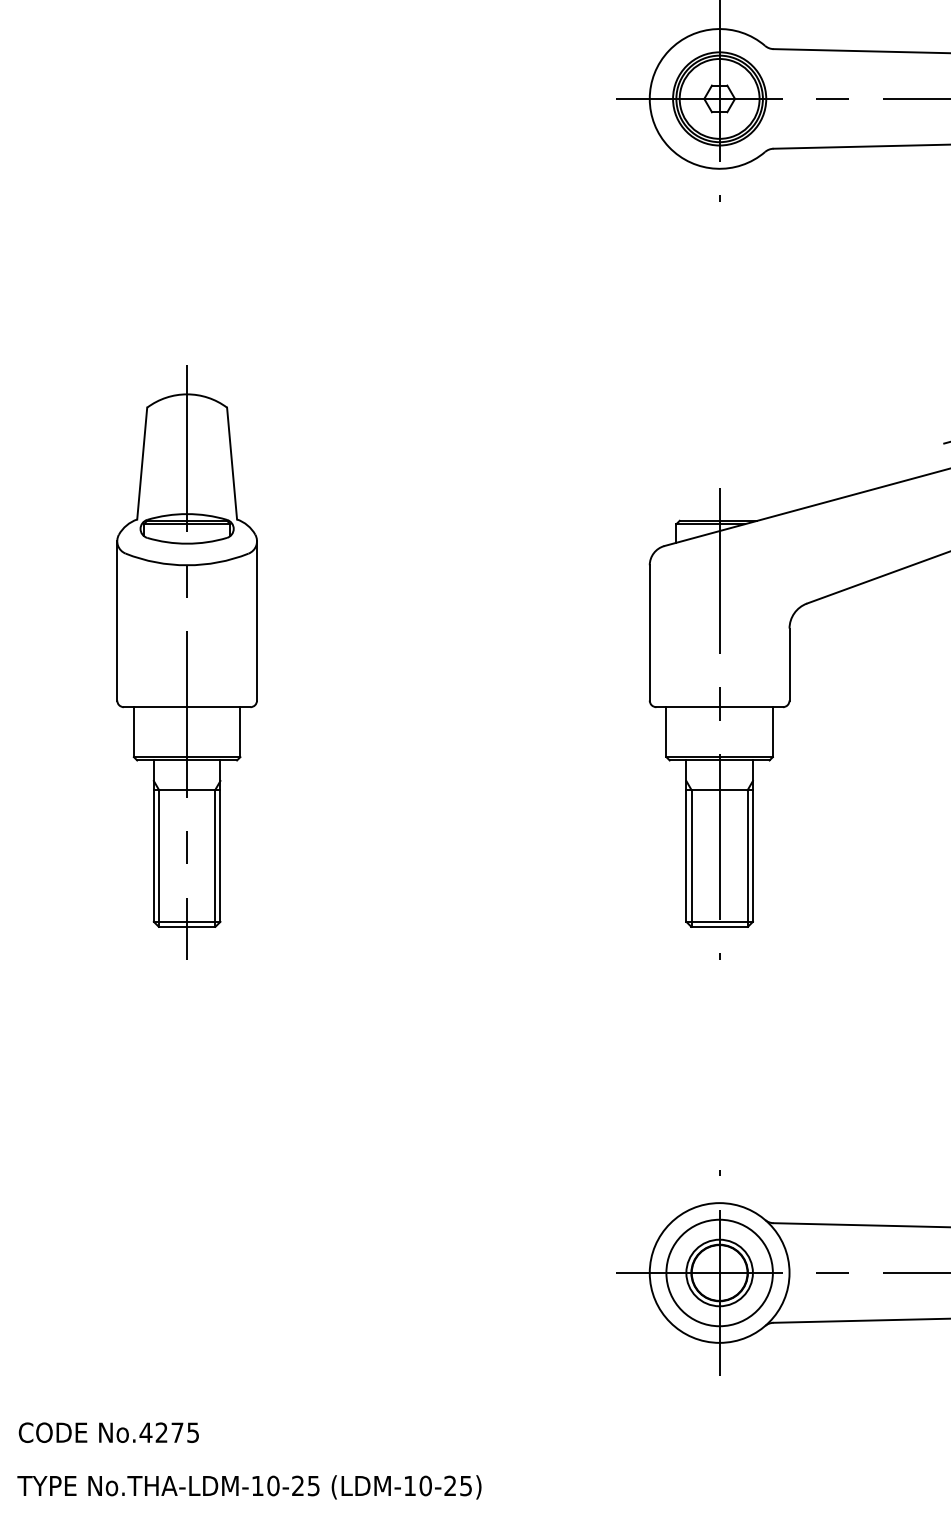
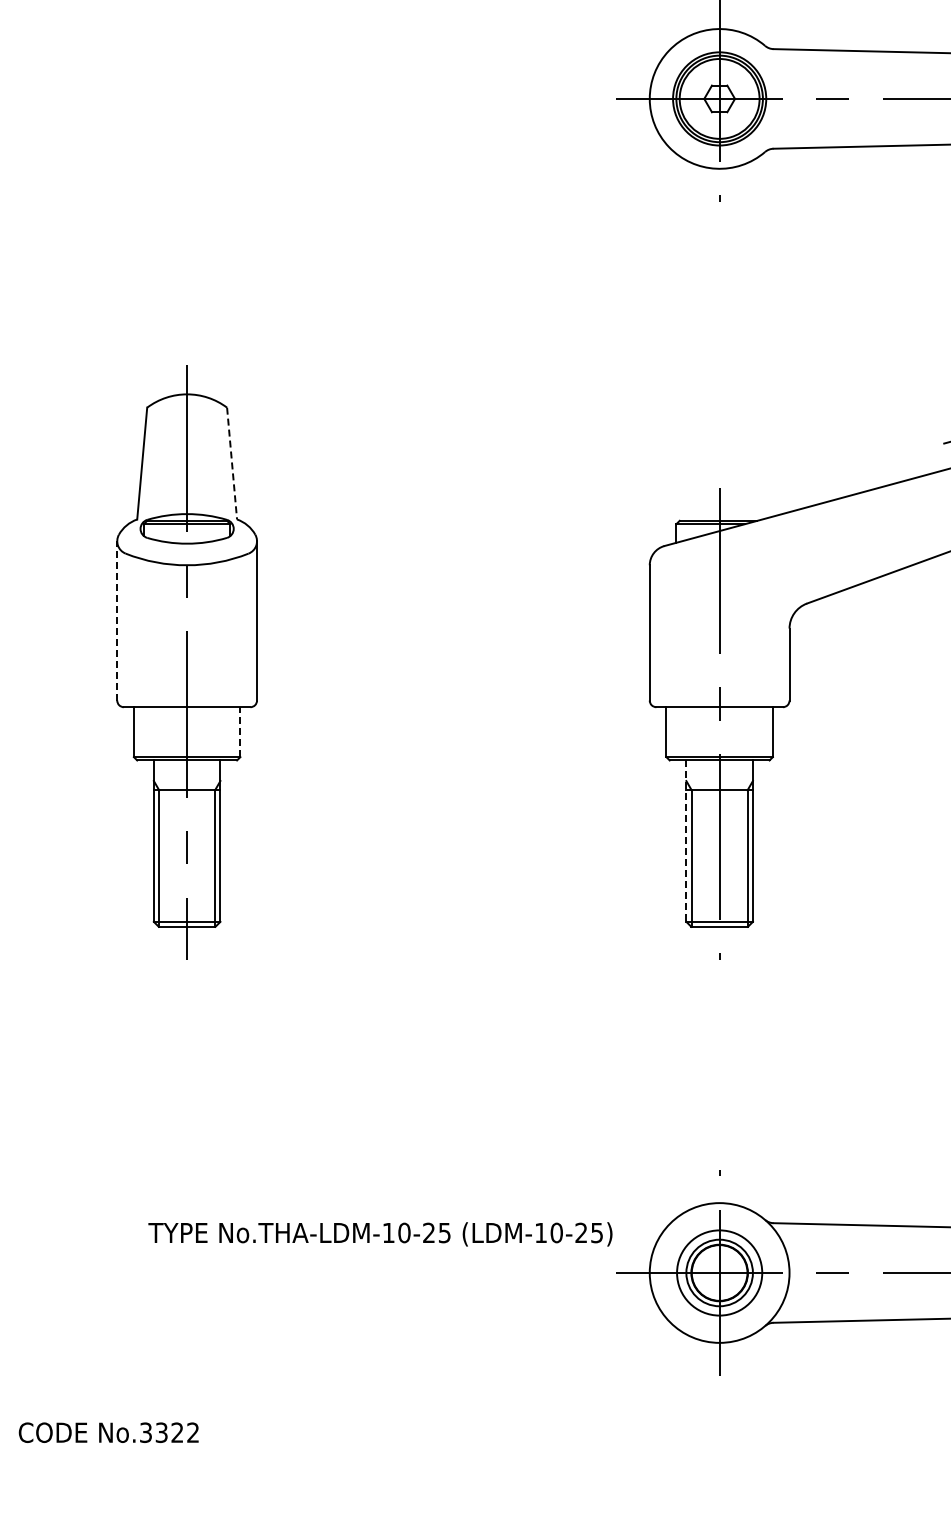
line: solid -> dashed (232, 464)
line: solid -> dashed (117, 620)
line: solid -> dashed (240, 732)
line: solid -> dashed (686, 841)
circle diameter: 106 px -> 85 px (719, 1272)
text: No.4275 -> No.3322 (168, 1432)
text position: (249, 1487) -> (380, 1234) (380, 1234)
